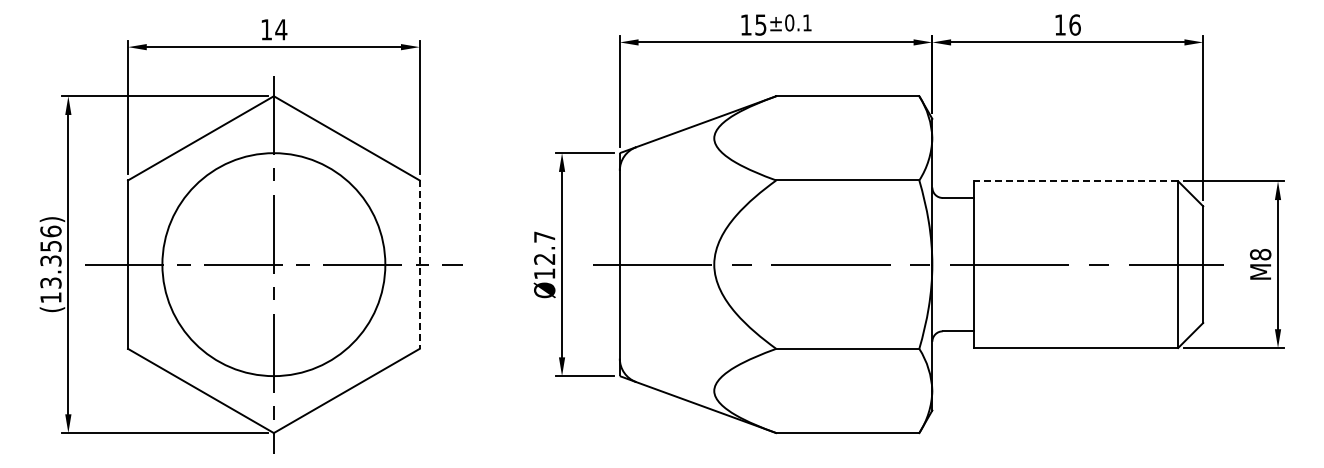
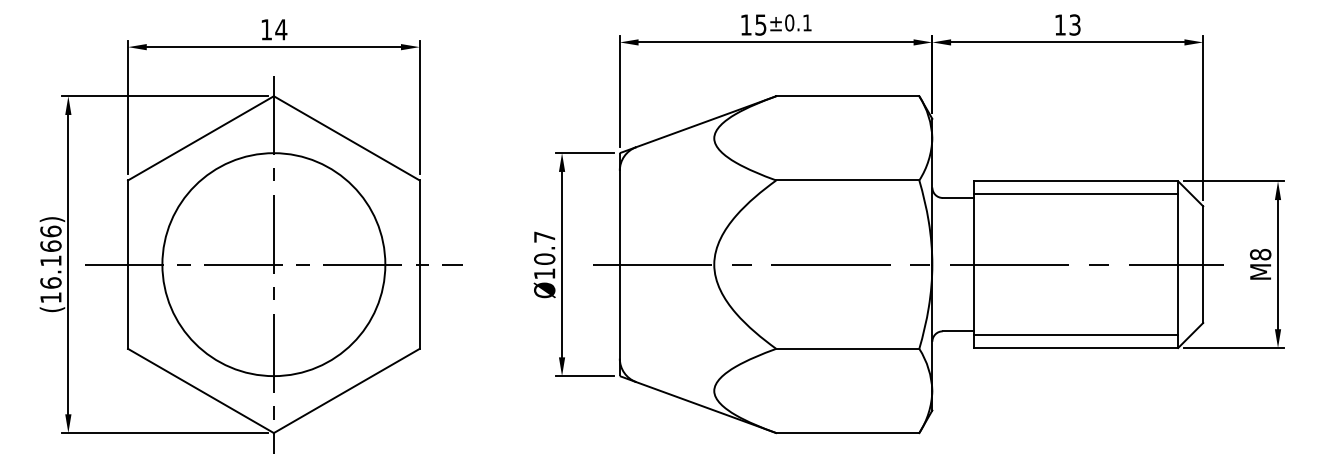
text: 16 -> 13 (1074, 24)
line: dashed -> solid (1075, 181)
line: none -> present (1076, 194)
text: Ø12.7 -> Ø10.7 (544, 258)
text: (13.356) -> (16.166) (50, 264)
line: dashed -> solid (419, 265)
line: none -> present (1076, 334)
